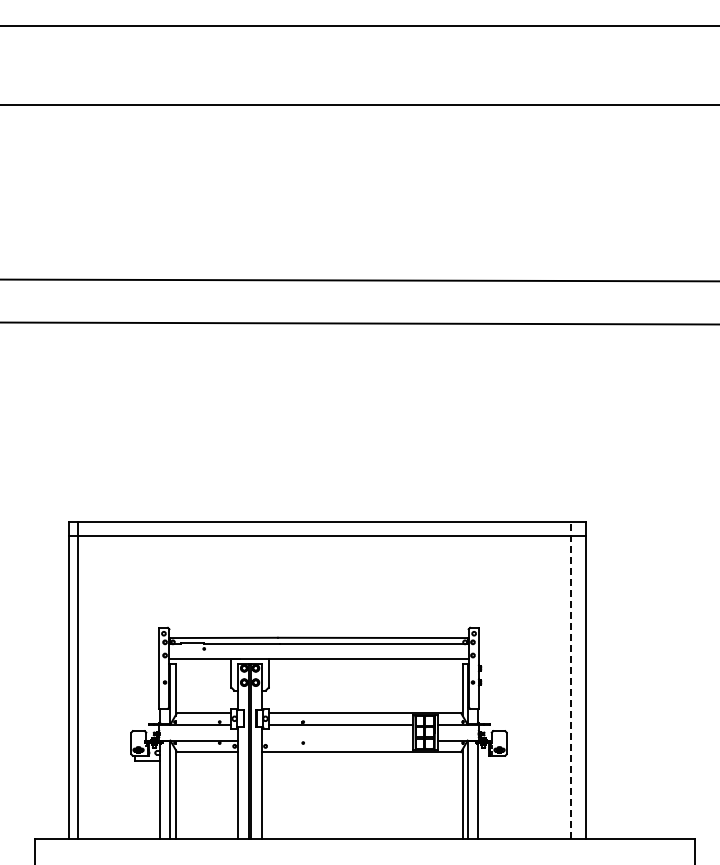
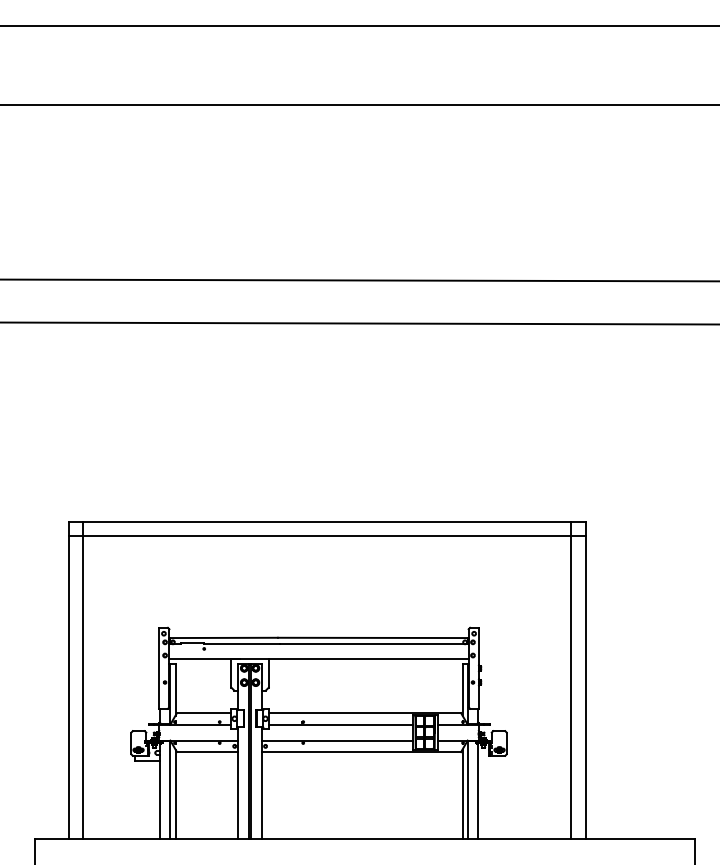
line position: (78, 679) -> (83, 679) (83, 679)
line: dashed -> solid (571, 679)
line: none -> present (336, 740)
